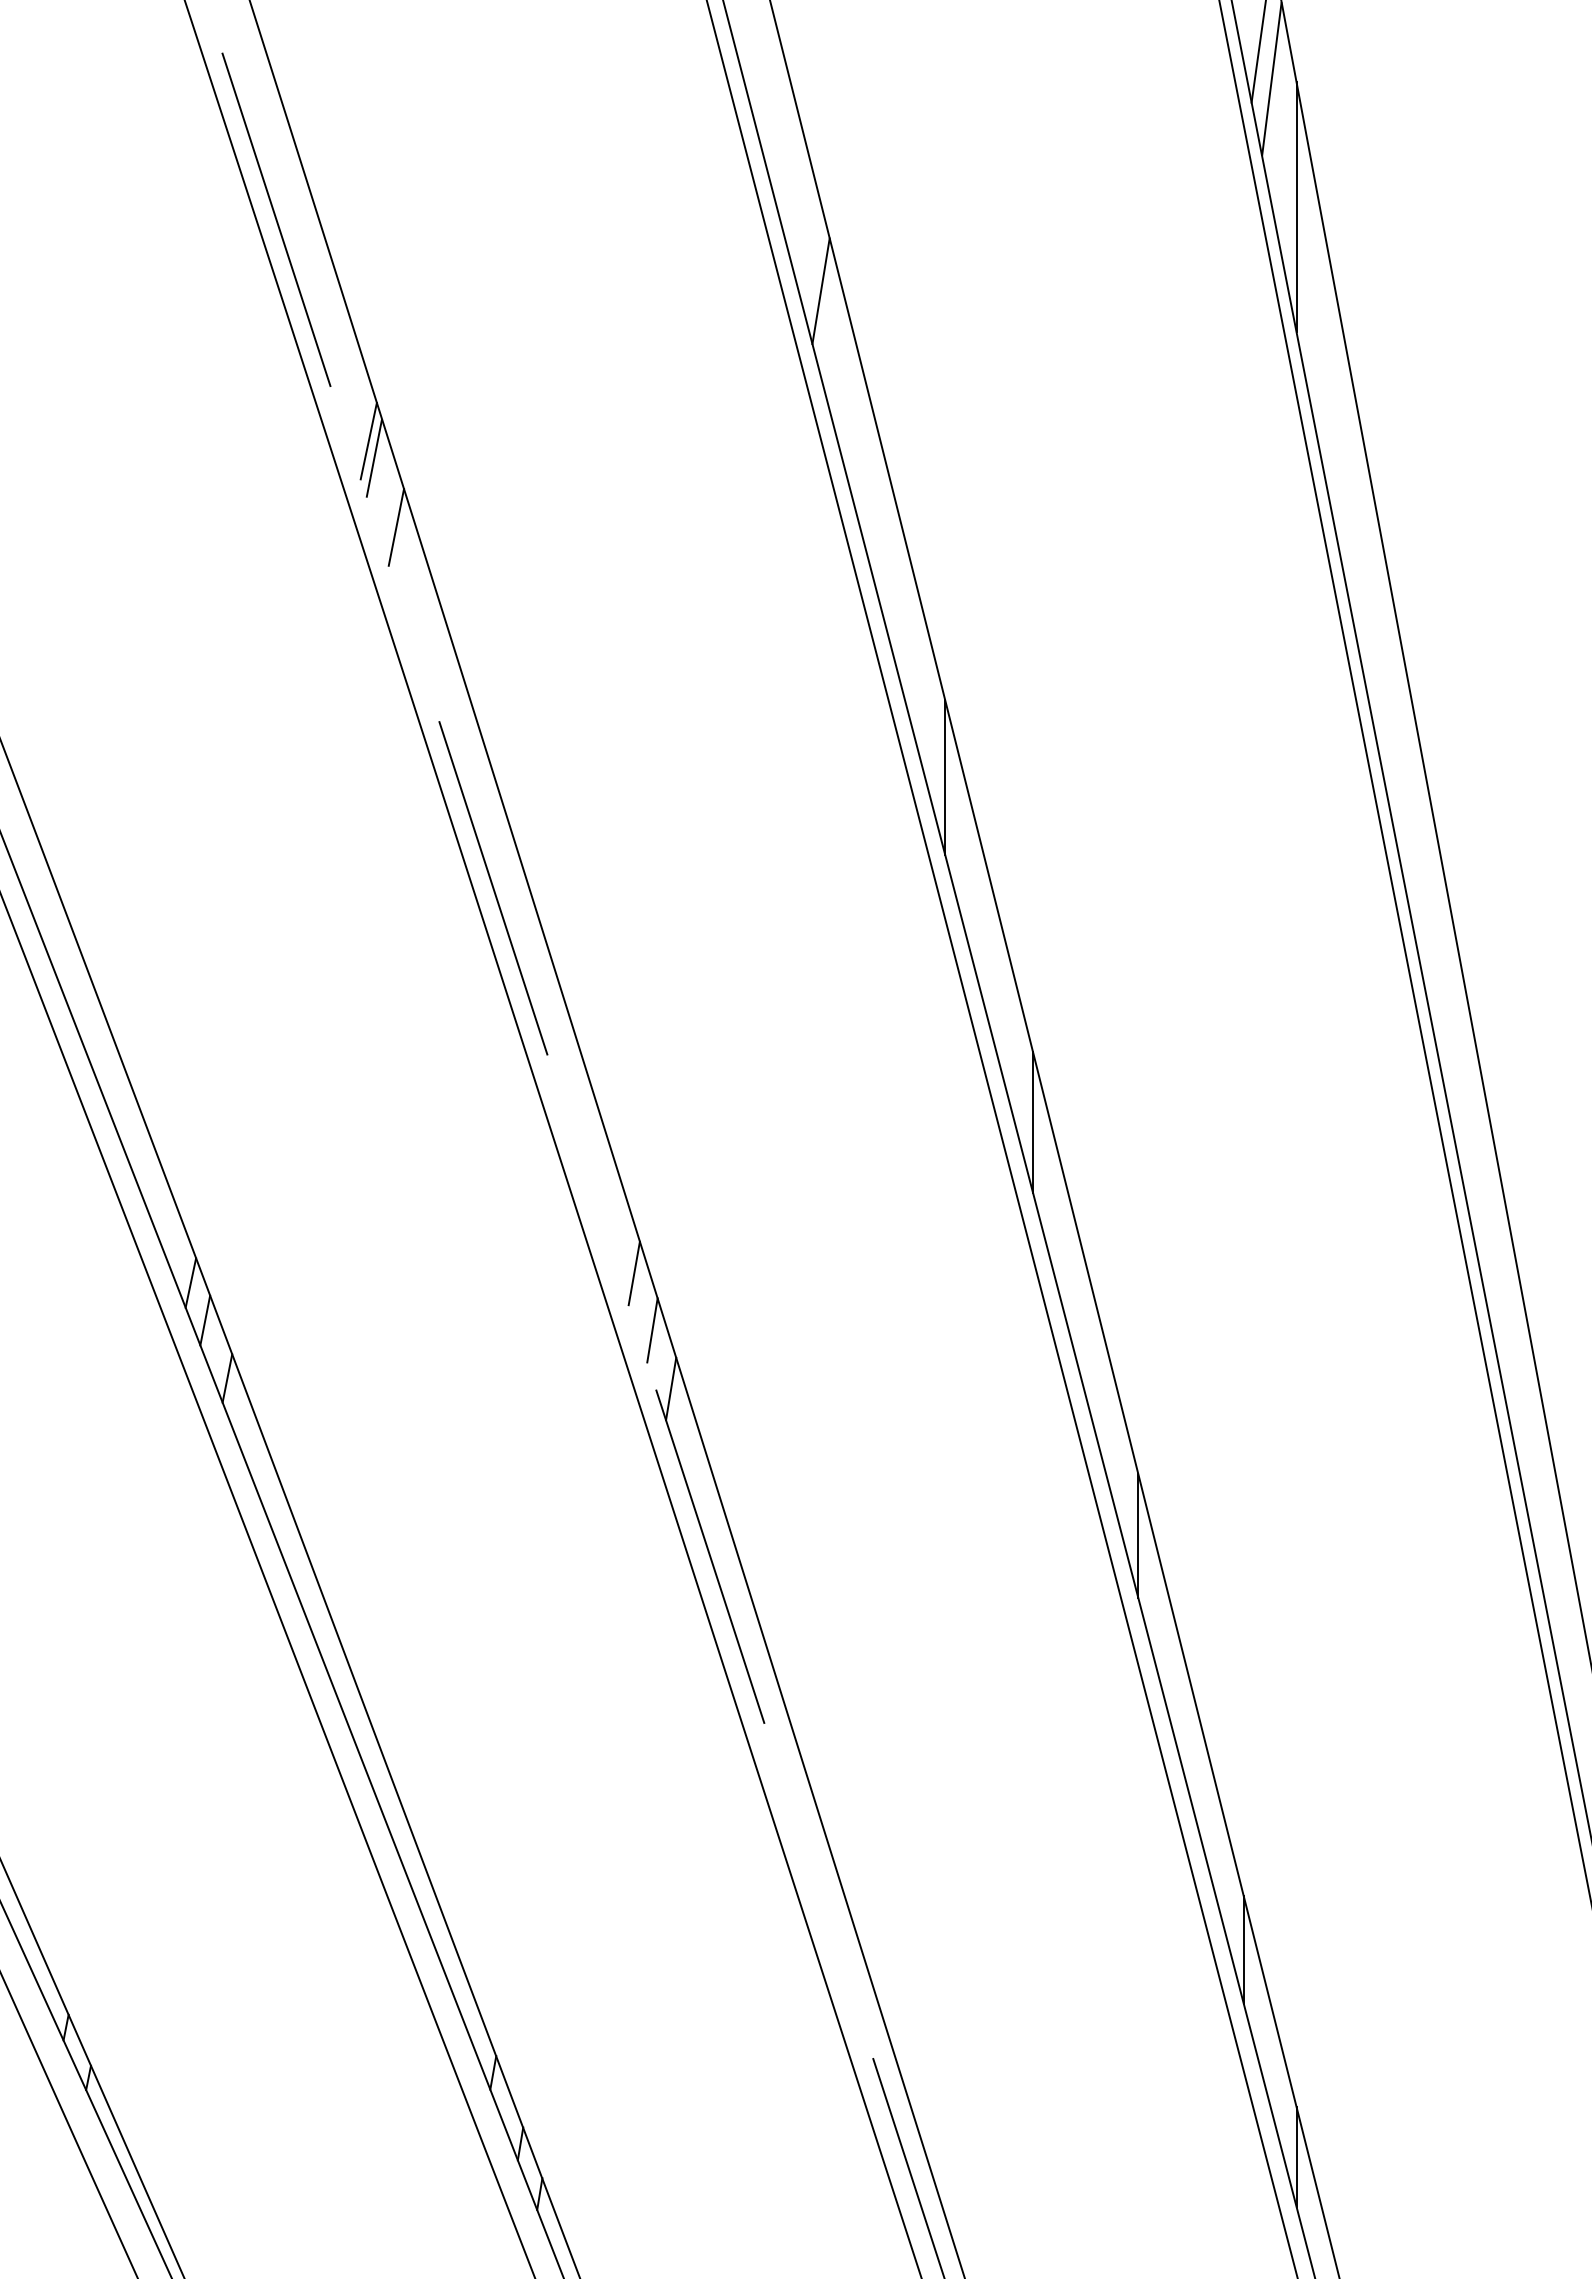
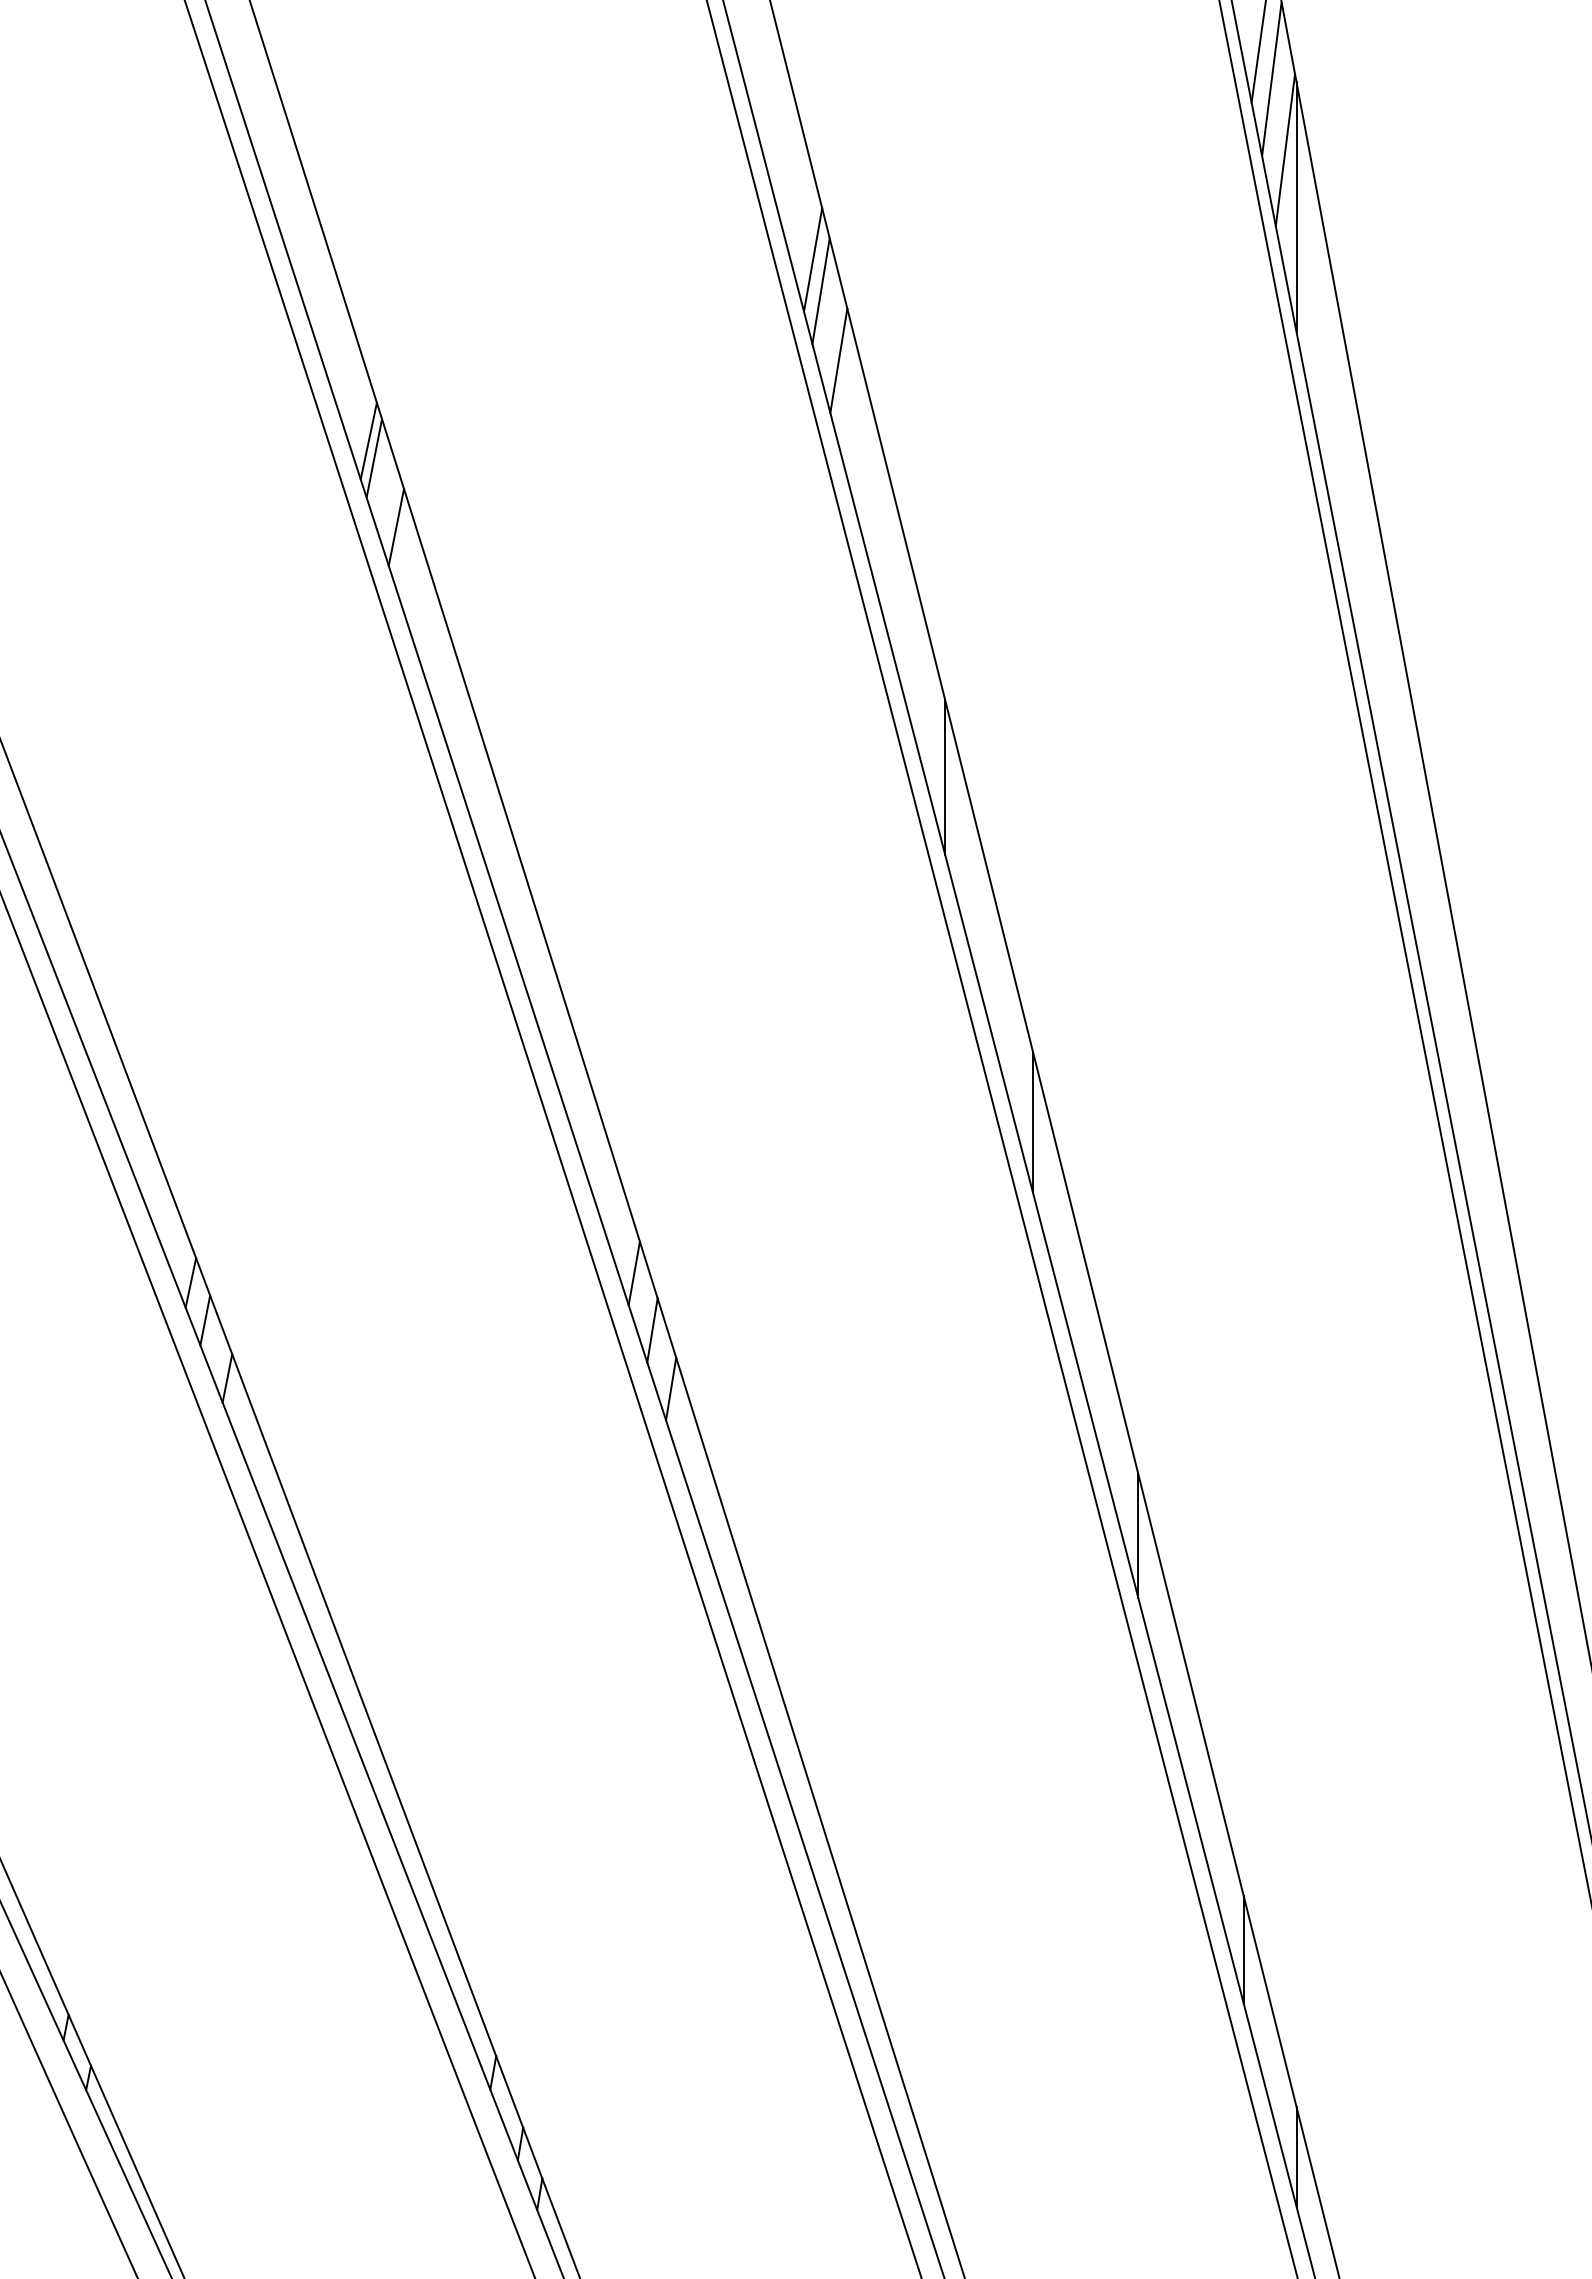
line: none -> present (1285, 150)
line: none -> present (813, 259)
line: none -> present (838, 360)
line: dashed -> solid (574, 1139)
